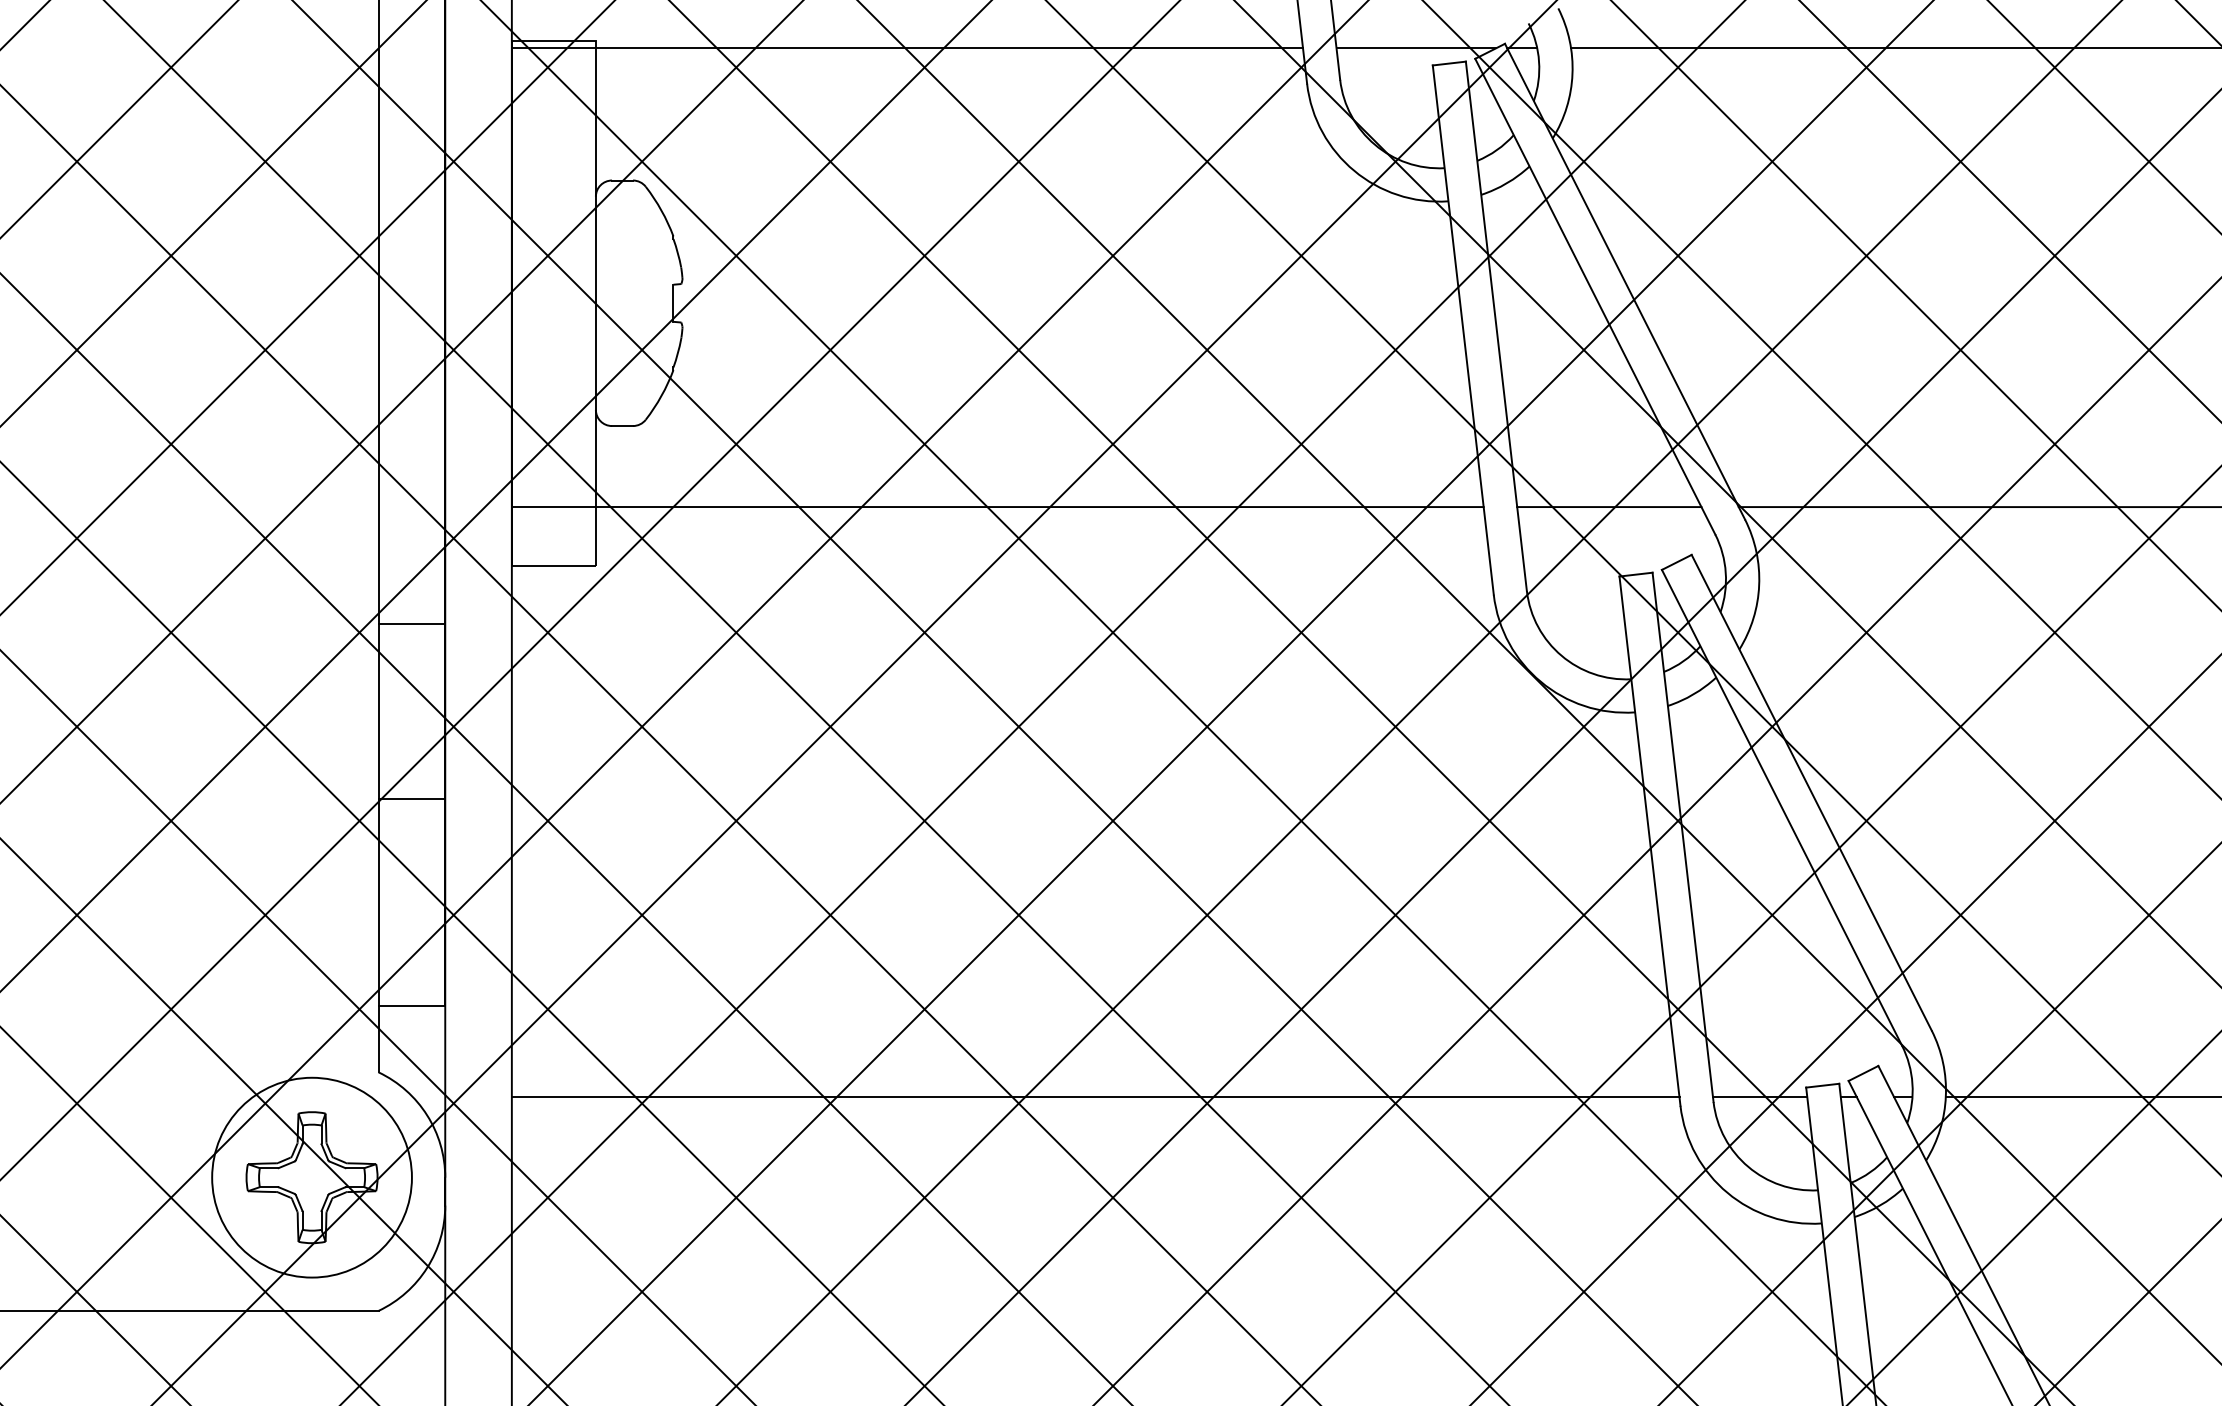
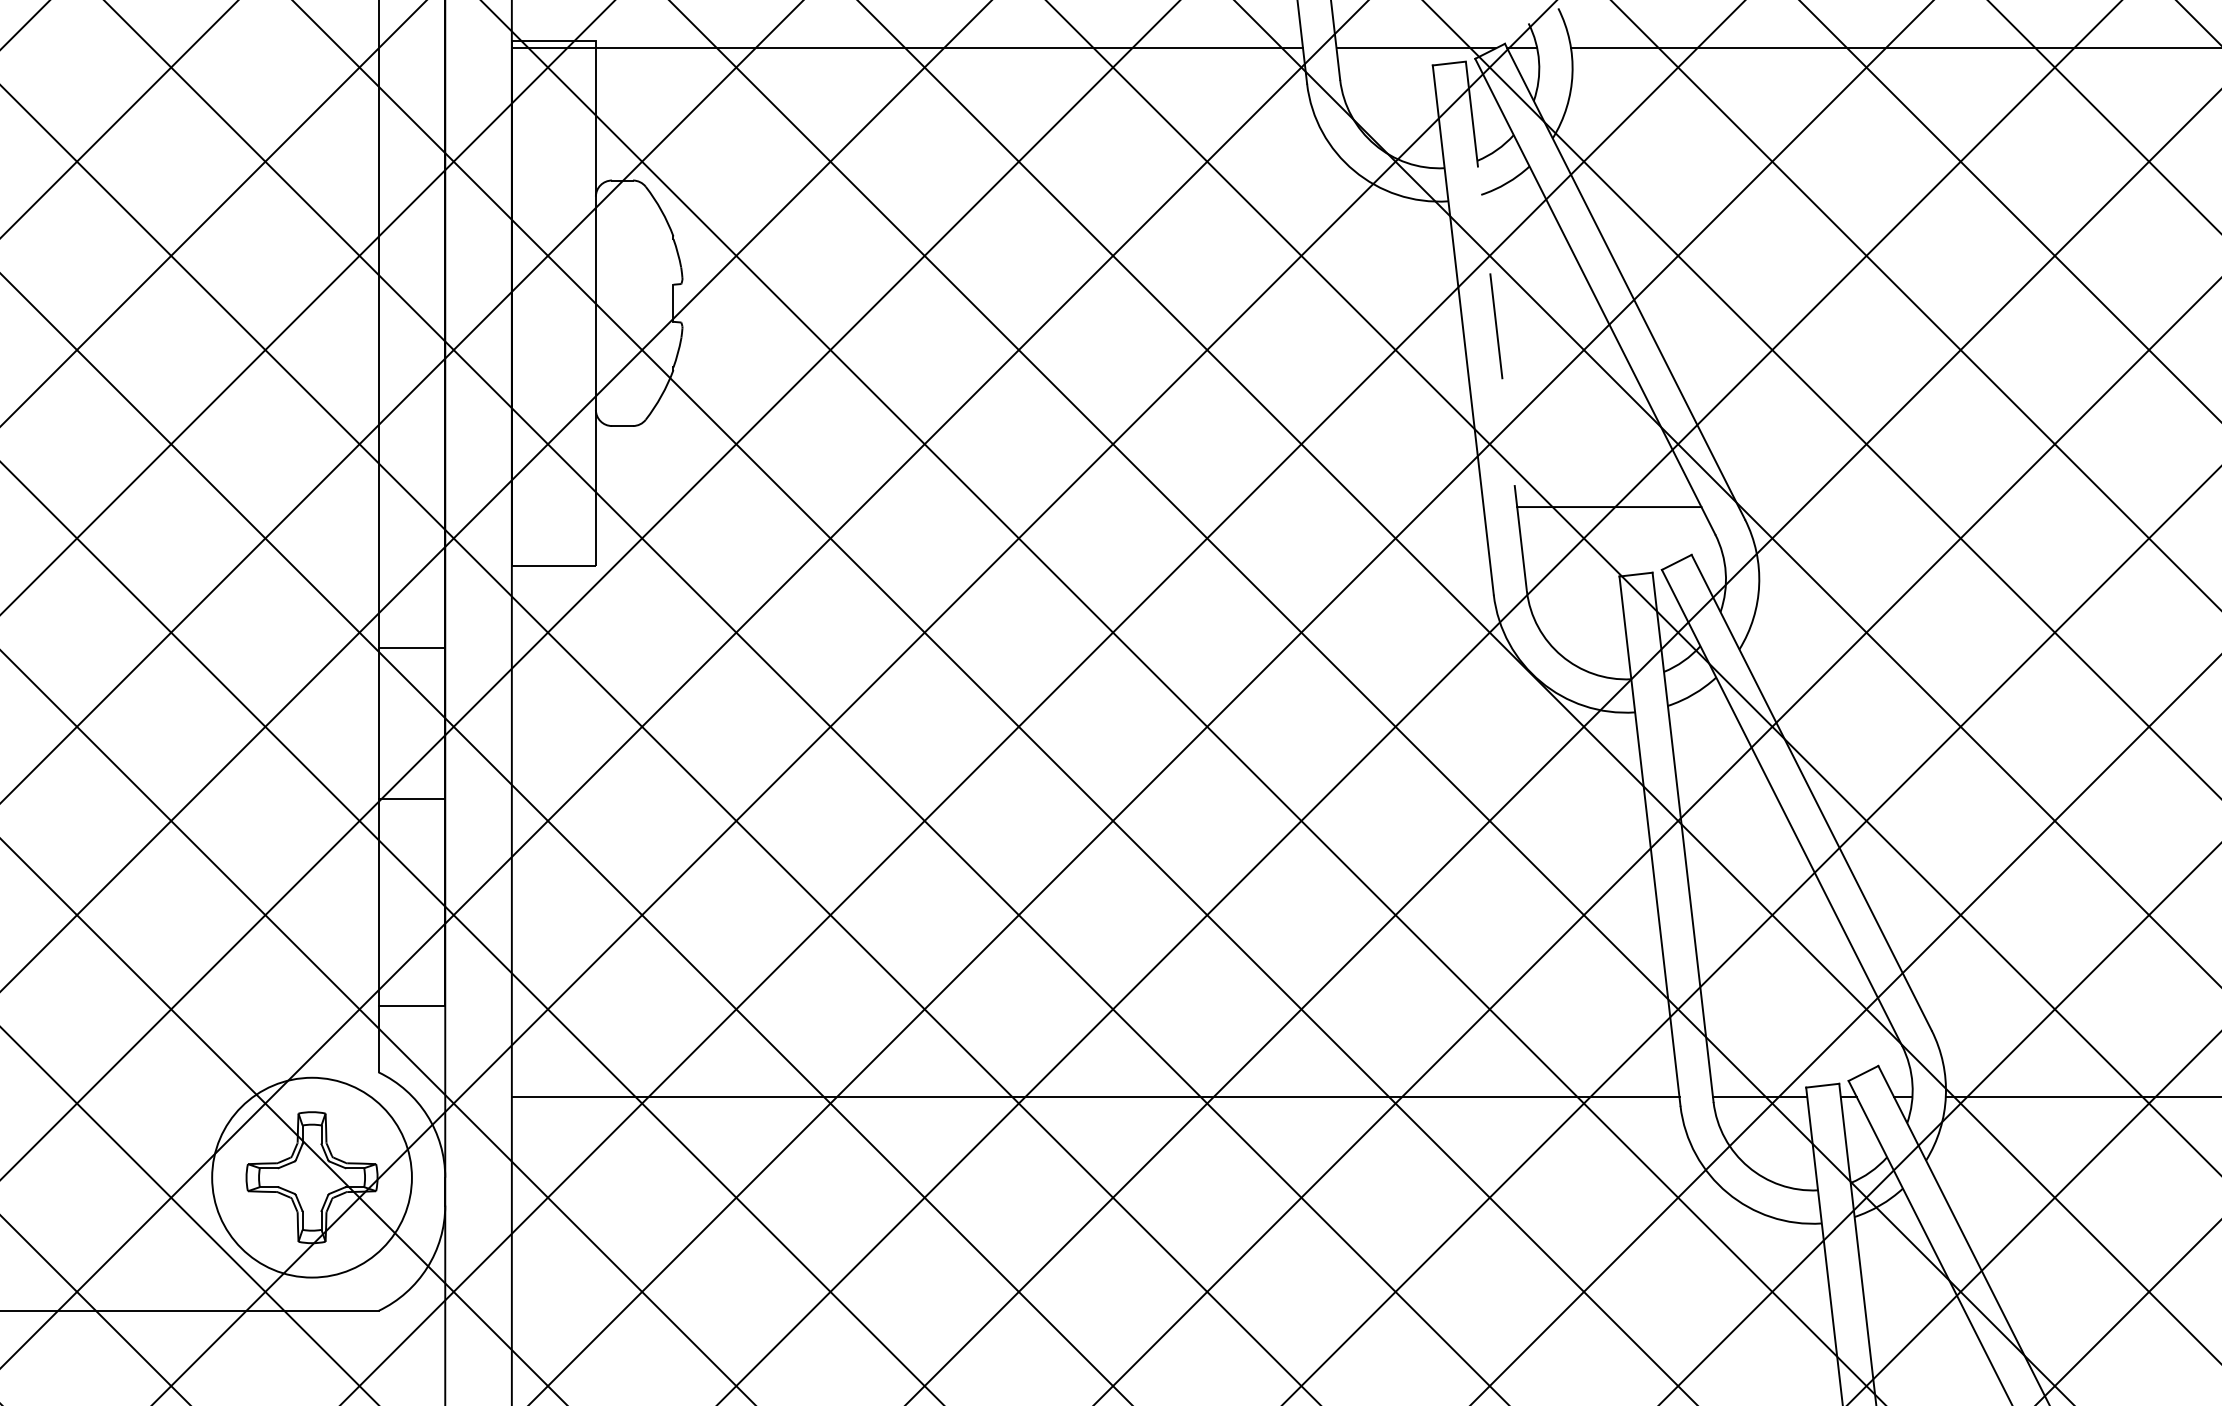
line: solid -> dashed (1496, 326)
line: present -> none (997, 507)
line: present -> none (1978, 507)
line position: (411, 624) -> (411, 648) (411, 648)
